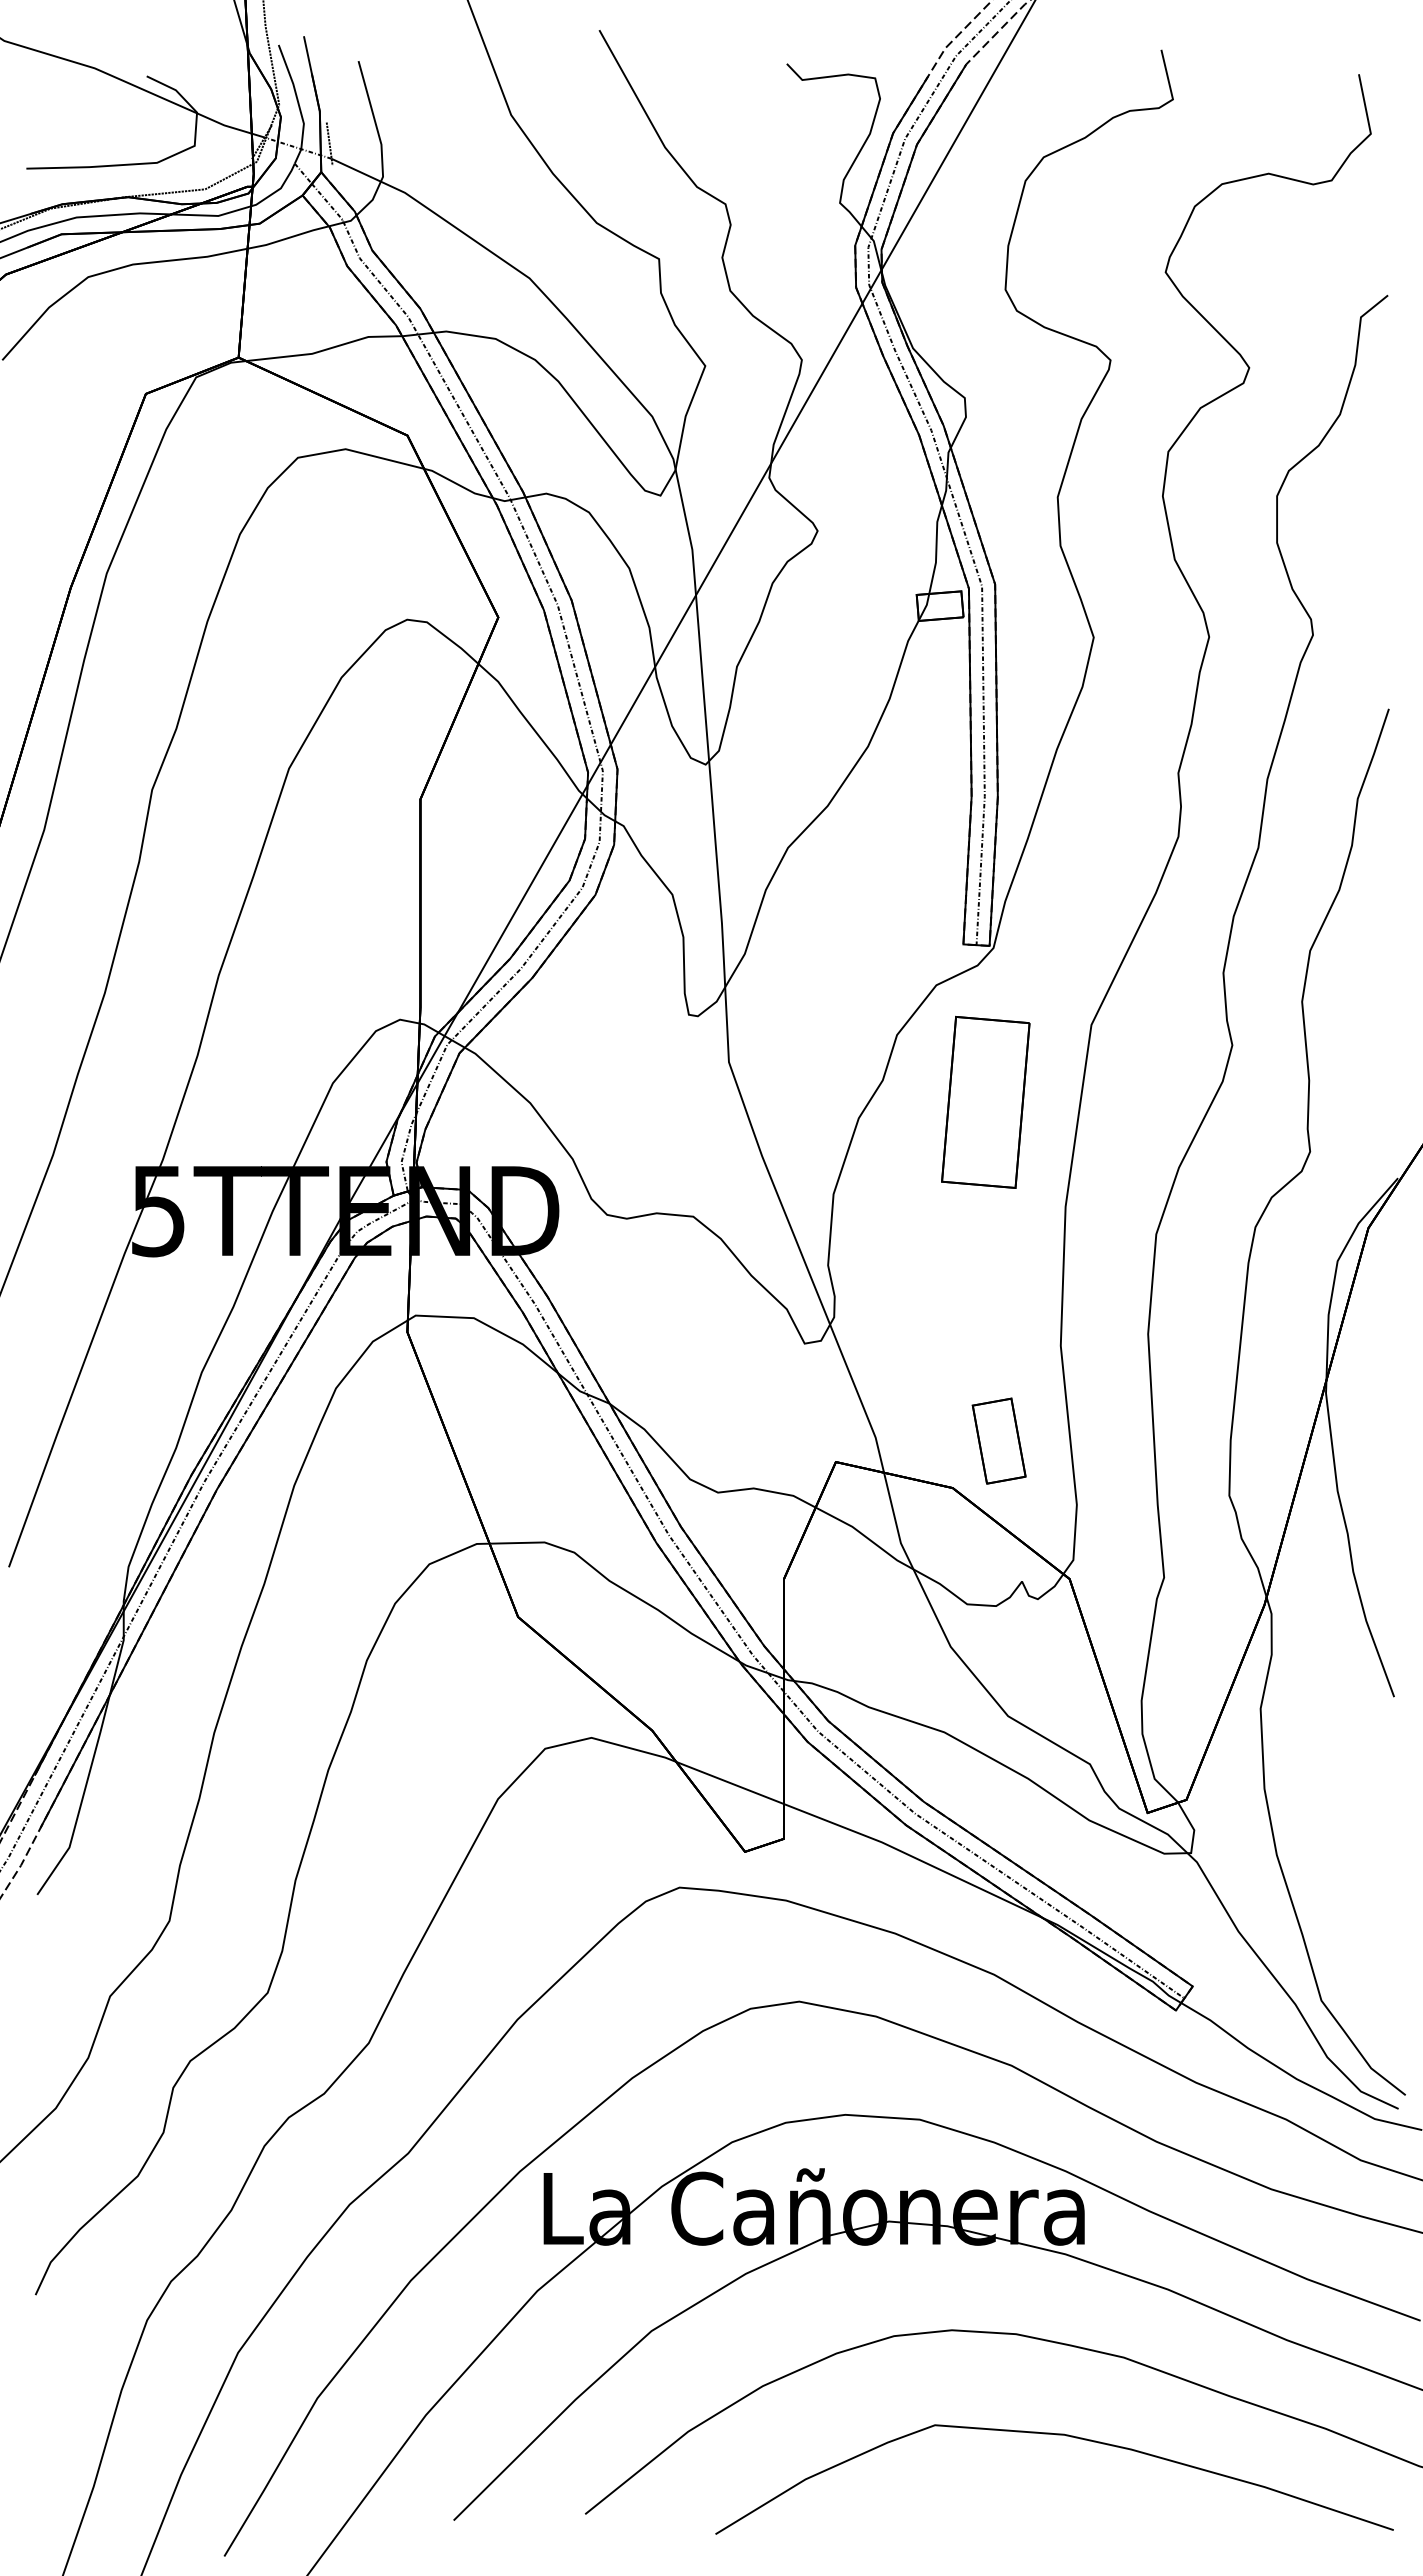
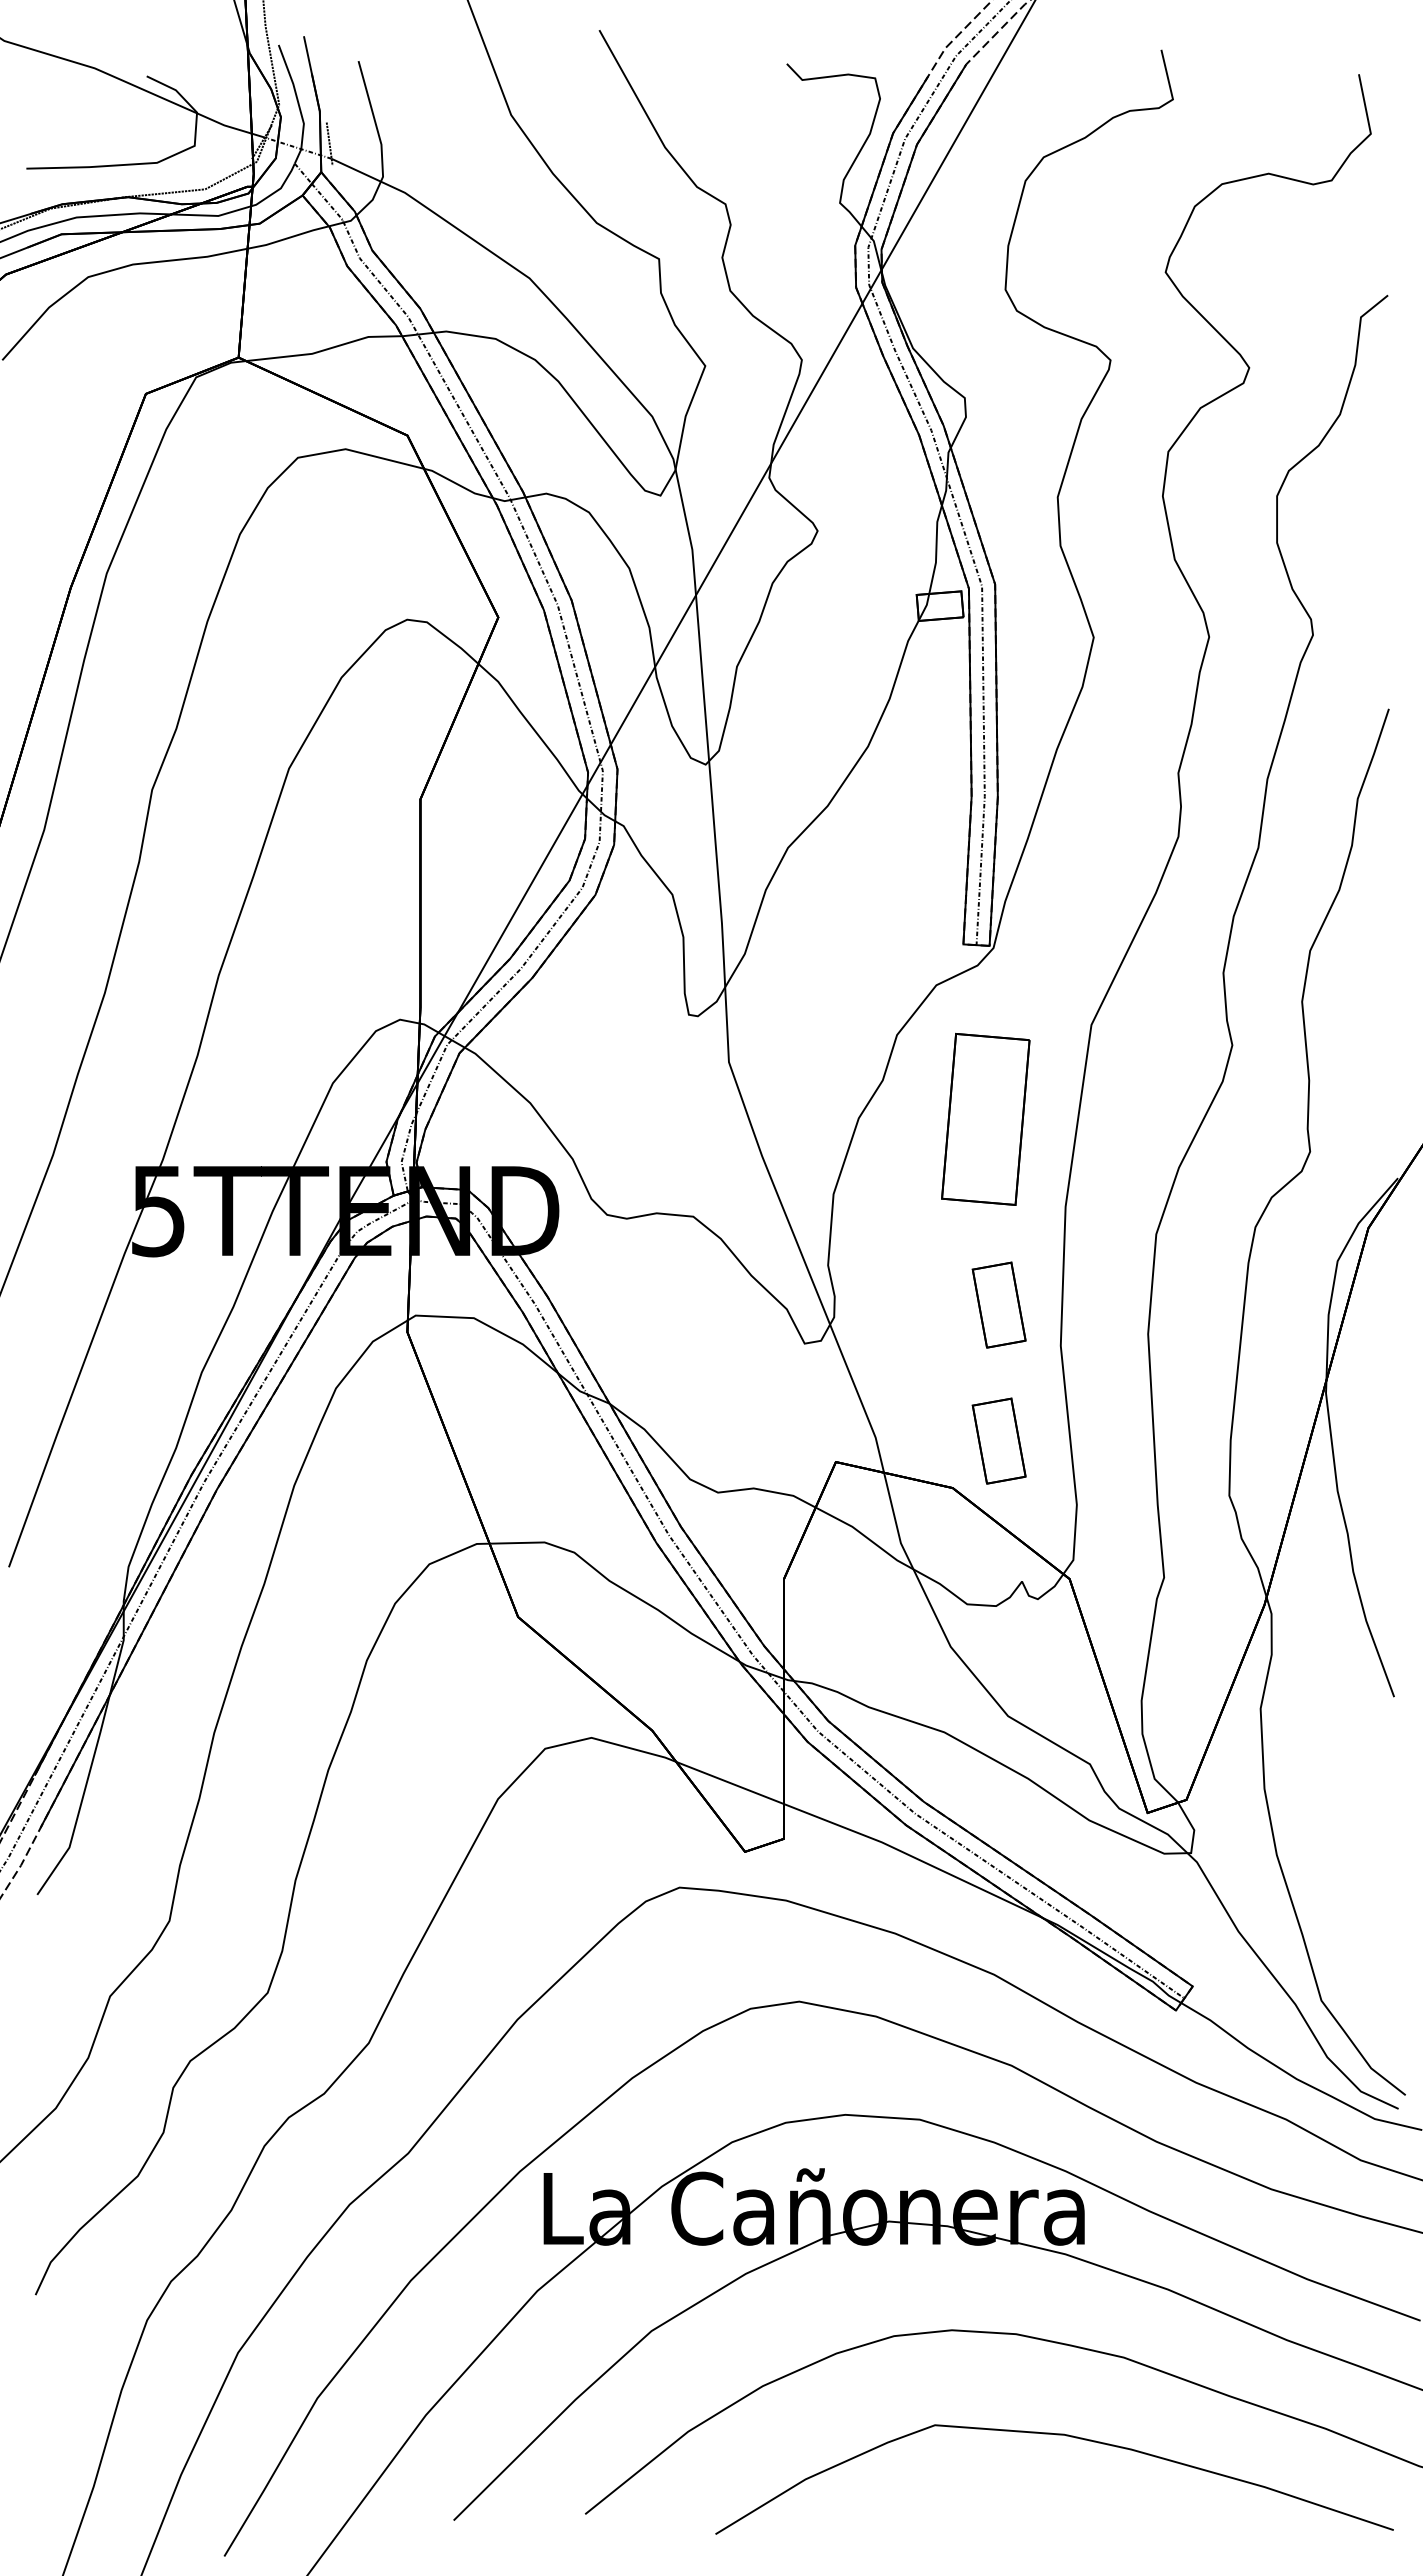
part position: (985, 1101) -> (985, 1118) (985, 1118)
part: none -> present (998, 1304)
